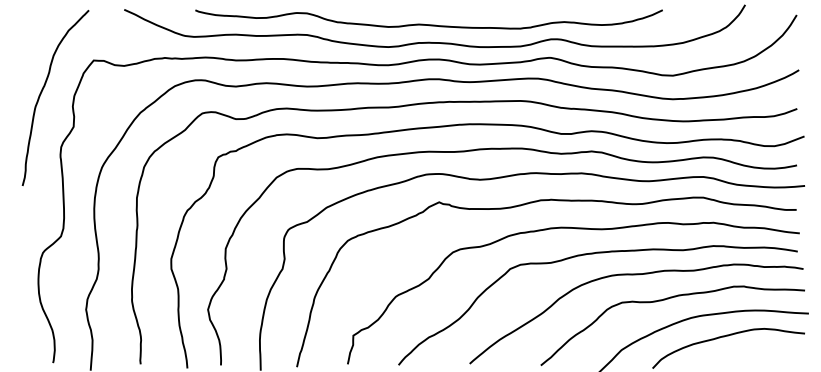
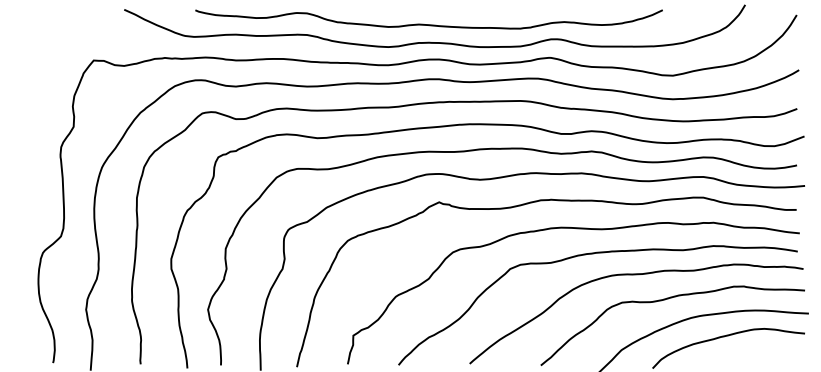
curve: present -> none (43, 90)
